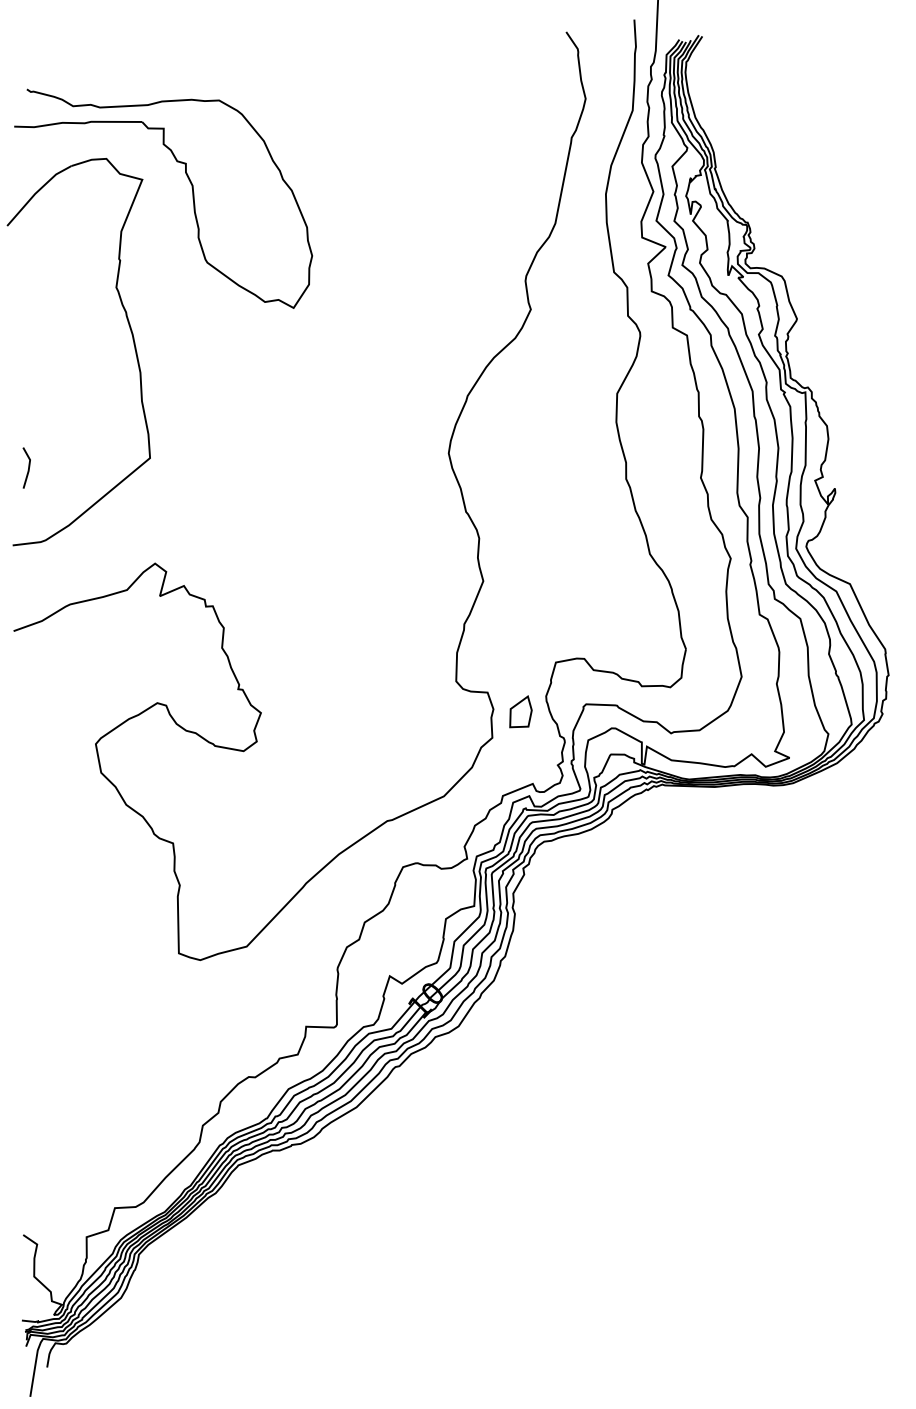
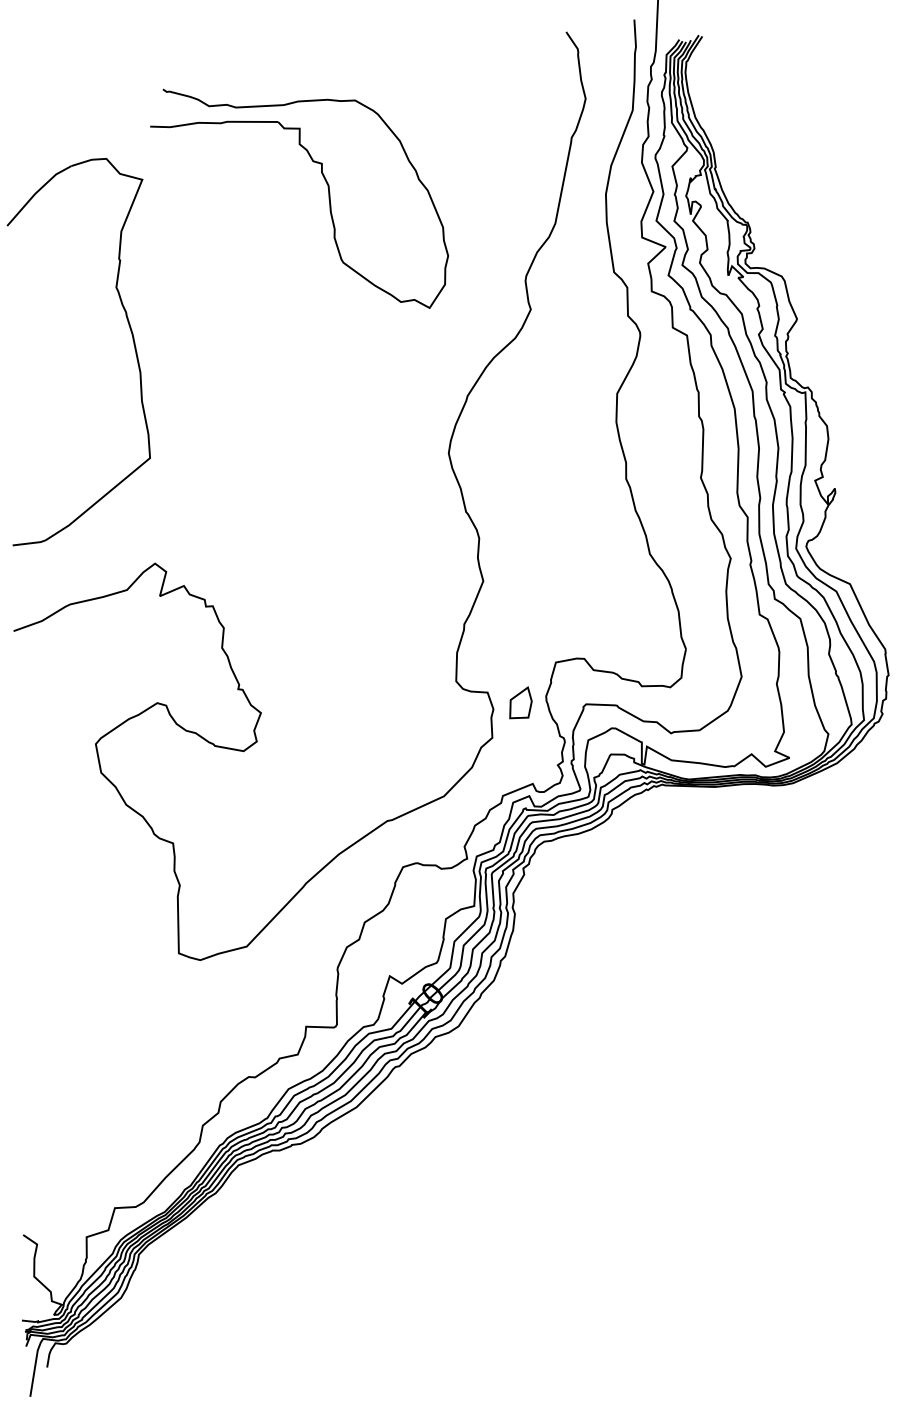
part position: (192, 198) -> (328, 198) (328, 198)
line: present -> none (28, 467)
part position: (520, 711) -> (520, 702) (520, 702)
